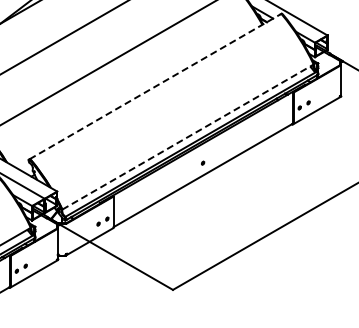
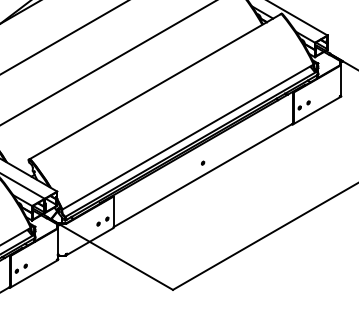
line: dashed -> solid (155, 86)
line: dashed -> solid (188, 136)
